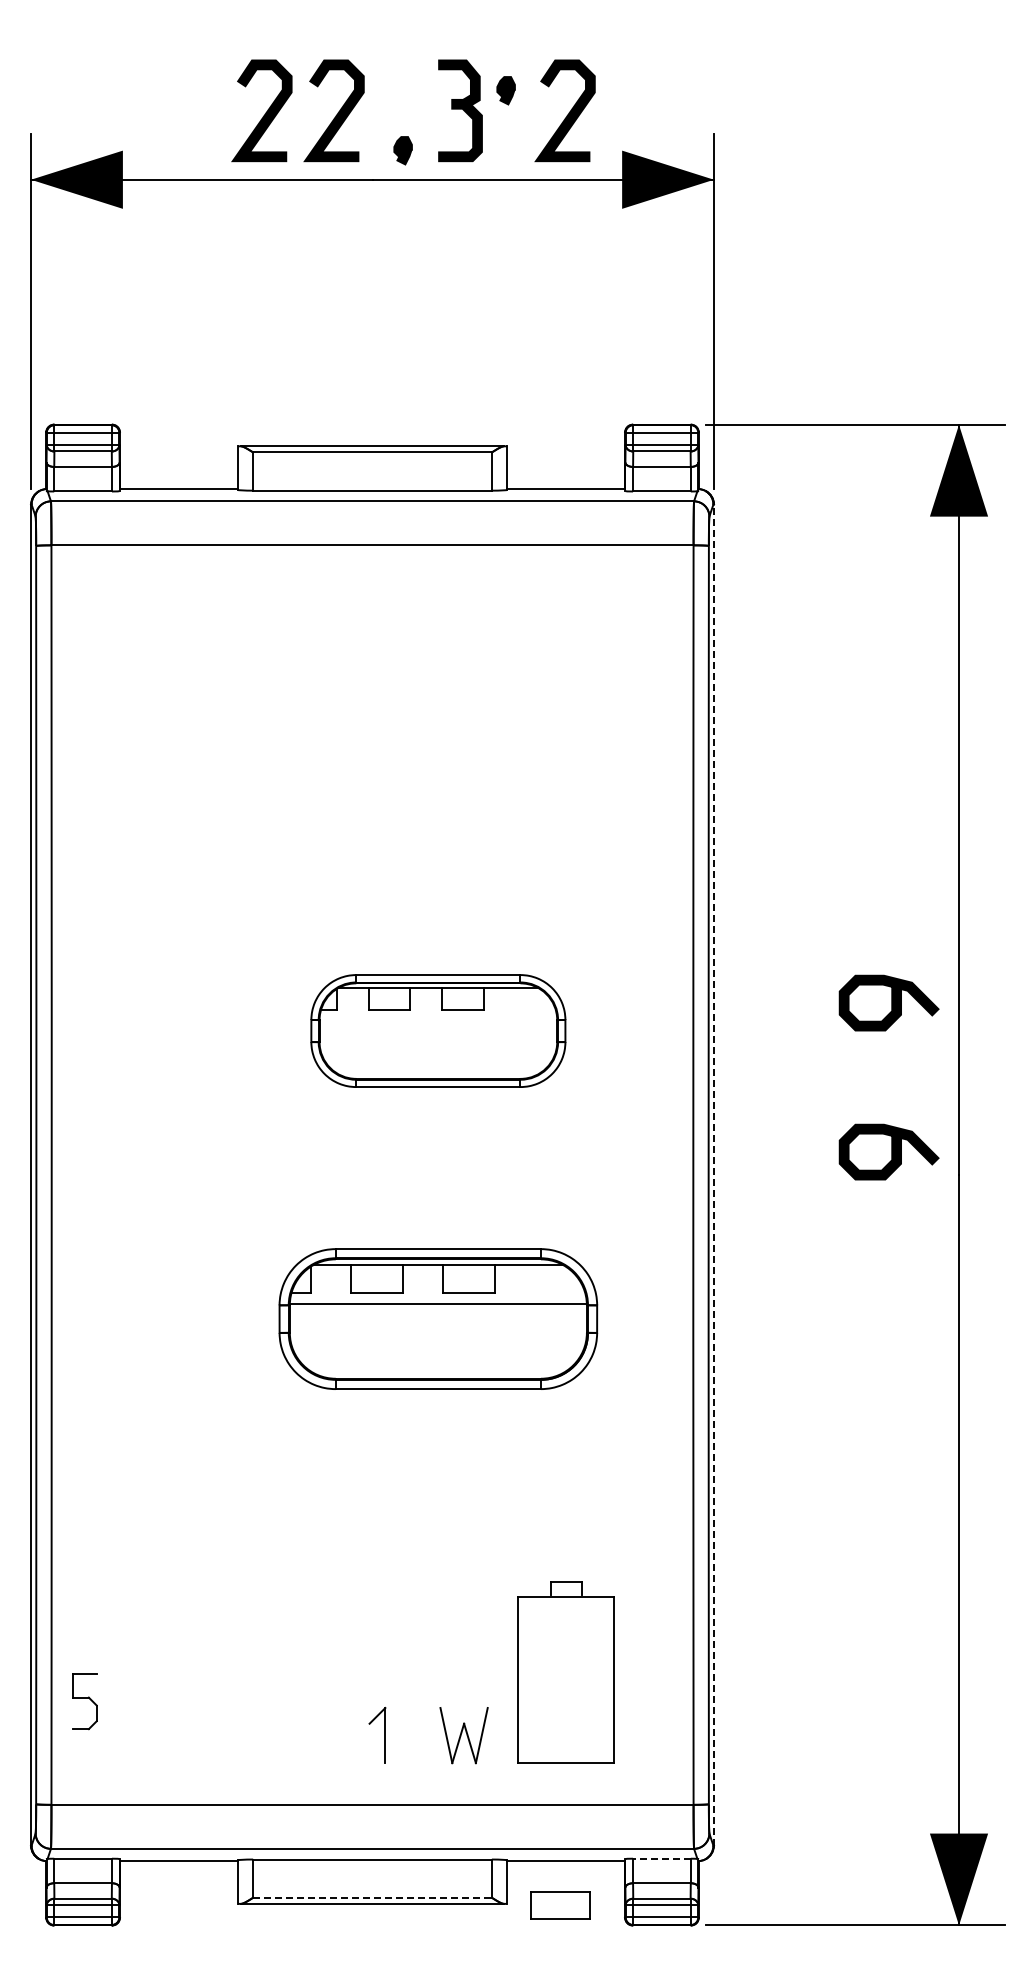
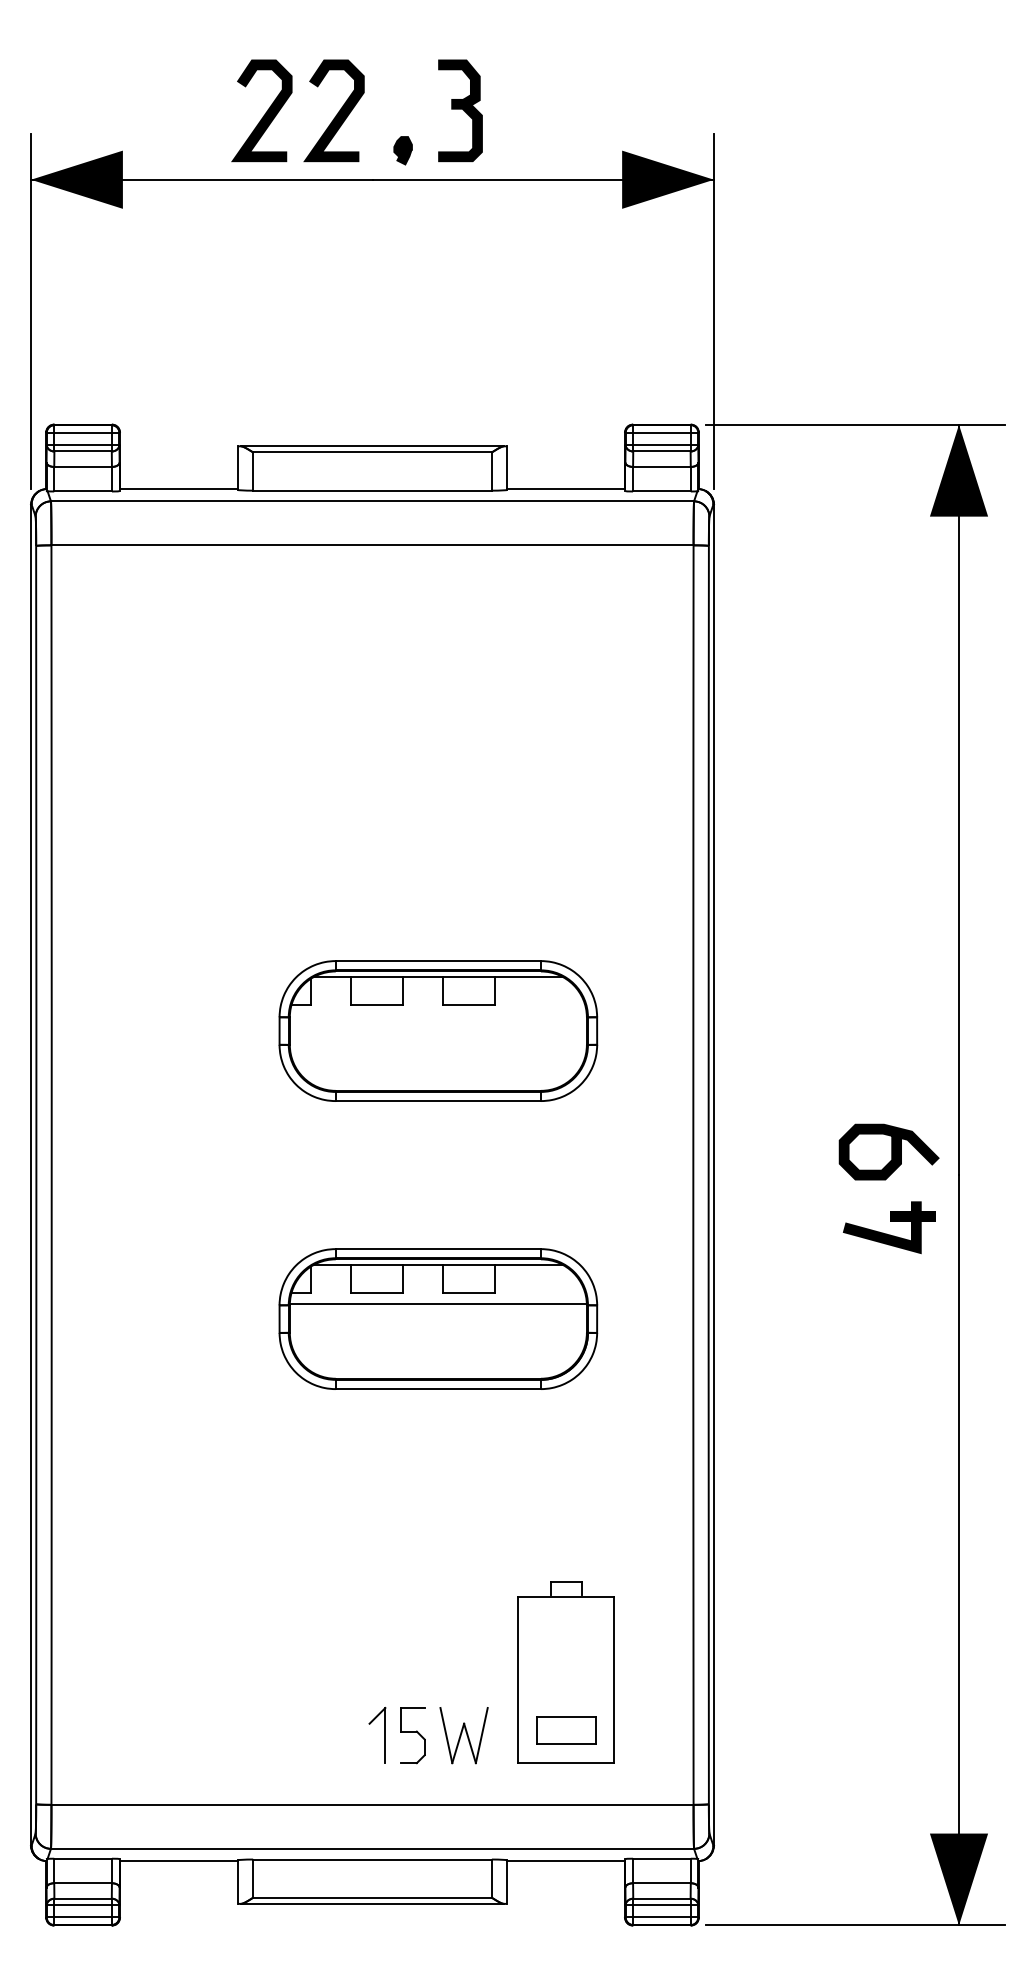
part: present -> none (505, 90)
curve: present -> none (568, 112)
curve: present -> none (891, 1002)
part size: 257x114 px -> 321x142 px (438, 1030)
line: dashed -> solid (714, 1174)
part: none -> present (890, 1221)
part position: (84, 1701) -> (412, 1735) (412, 1735)
line: dashed -> solid (661, 1858)
line: dashed -> solid (373, 1897)
part position: (560, 1905) -> (566, 1730) (566, 1730)
